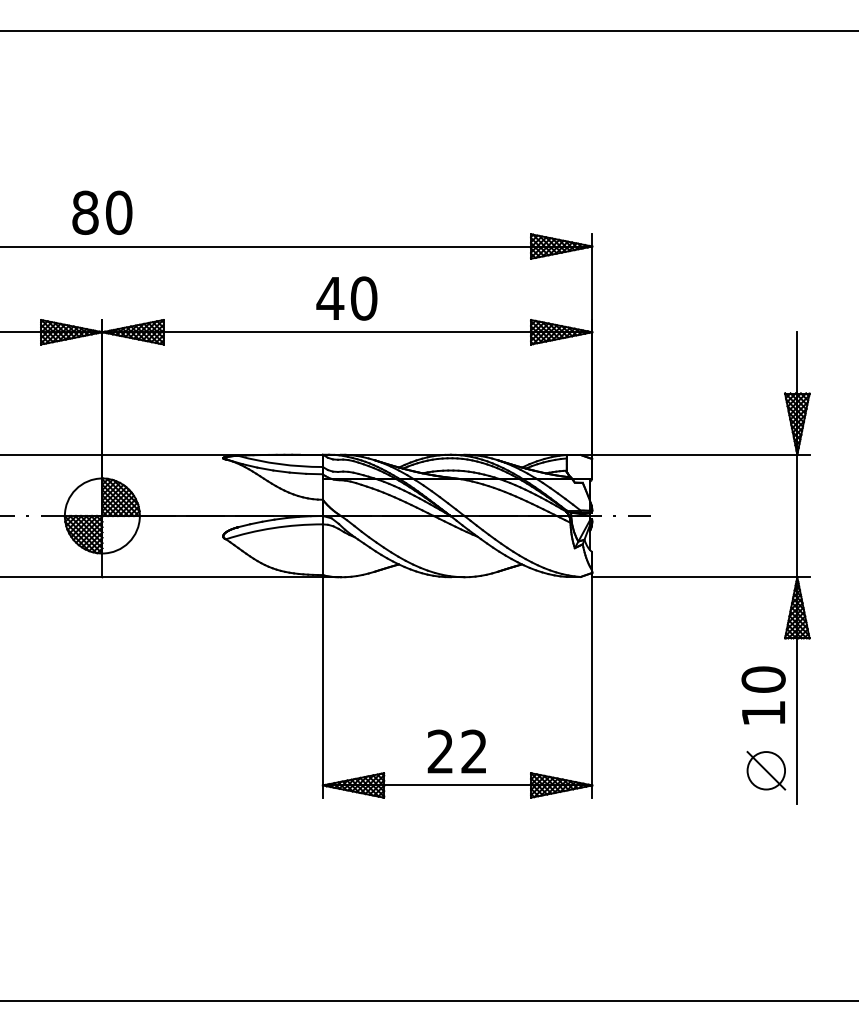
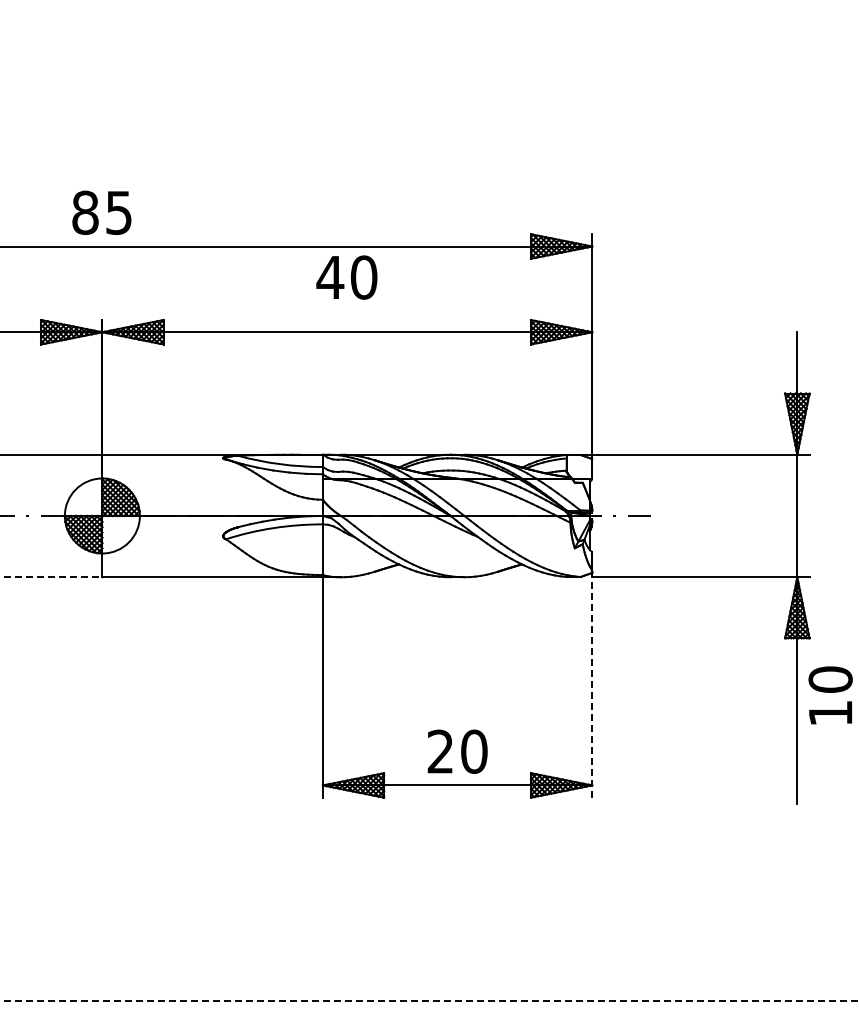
line: present -> none (428, 30)
text: 80 -> 85 (119, 212)
text position: (346, 298) -> (346, 277) (346, 277)
line: solid -> dashed (51, 577)
line: solid -> dashed (592, 686)
text position: (763, 695) -> (830, 695) (830, 695)
text: 22 -> 20 (474, 751)
part: present -> none (766, 770)
line: solid -> dashed (429, 1001)
